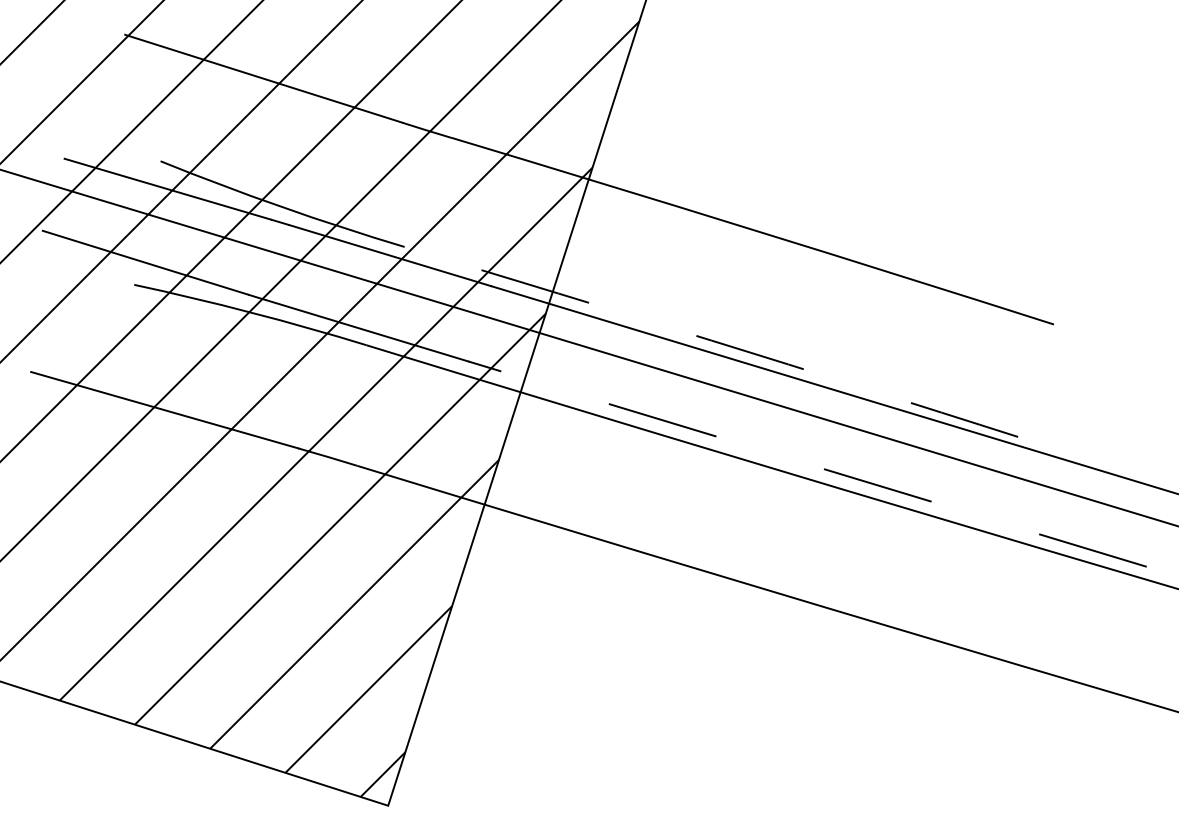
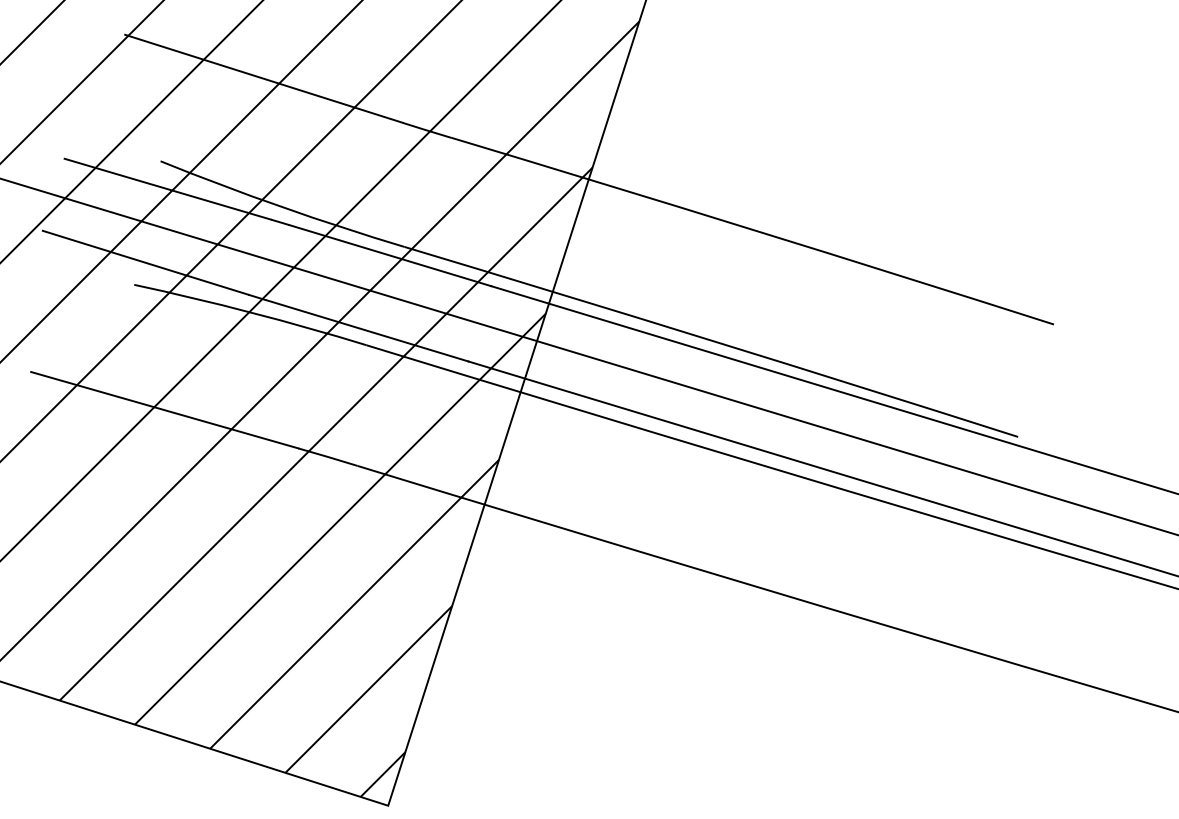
arc: dashed -> solid (711, 340)
line position: (588, 347) -> (588, 356) (588, 356)
line: dashed -> solid (823, 468)
